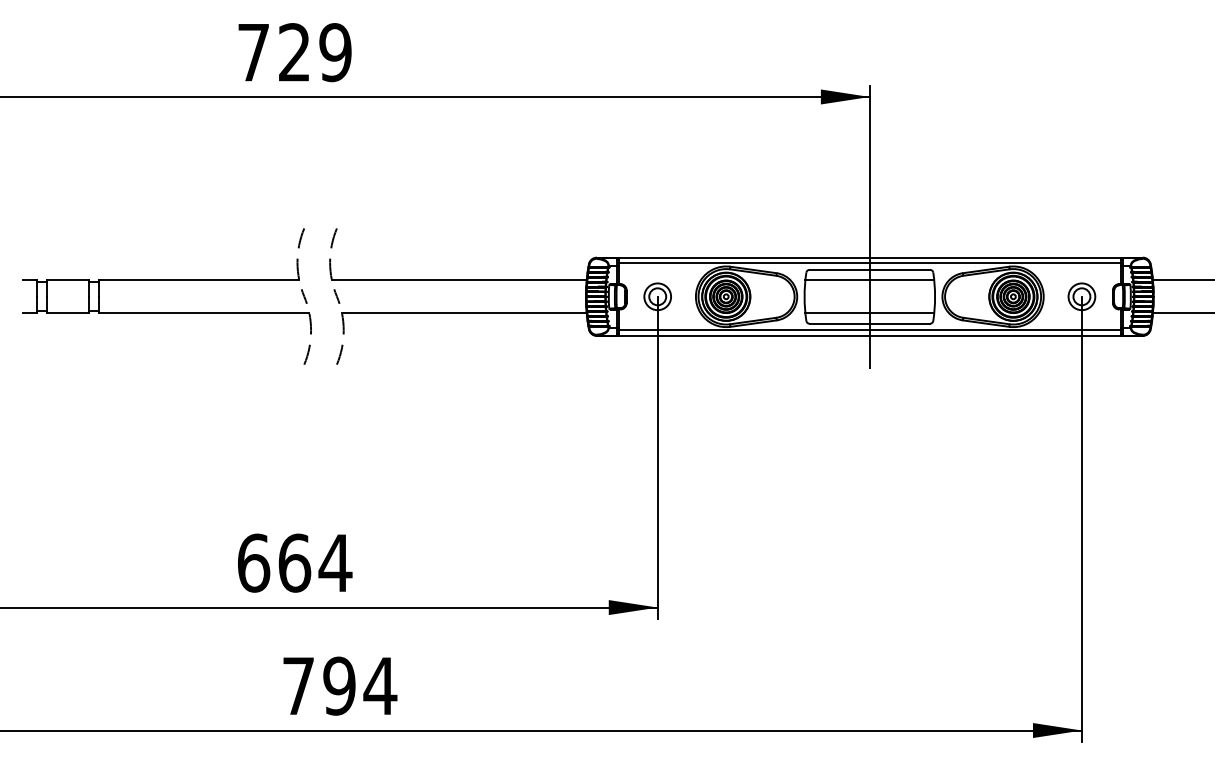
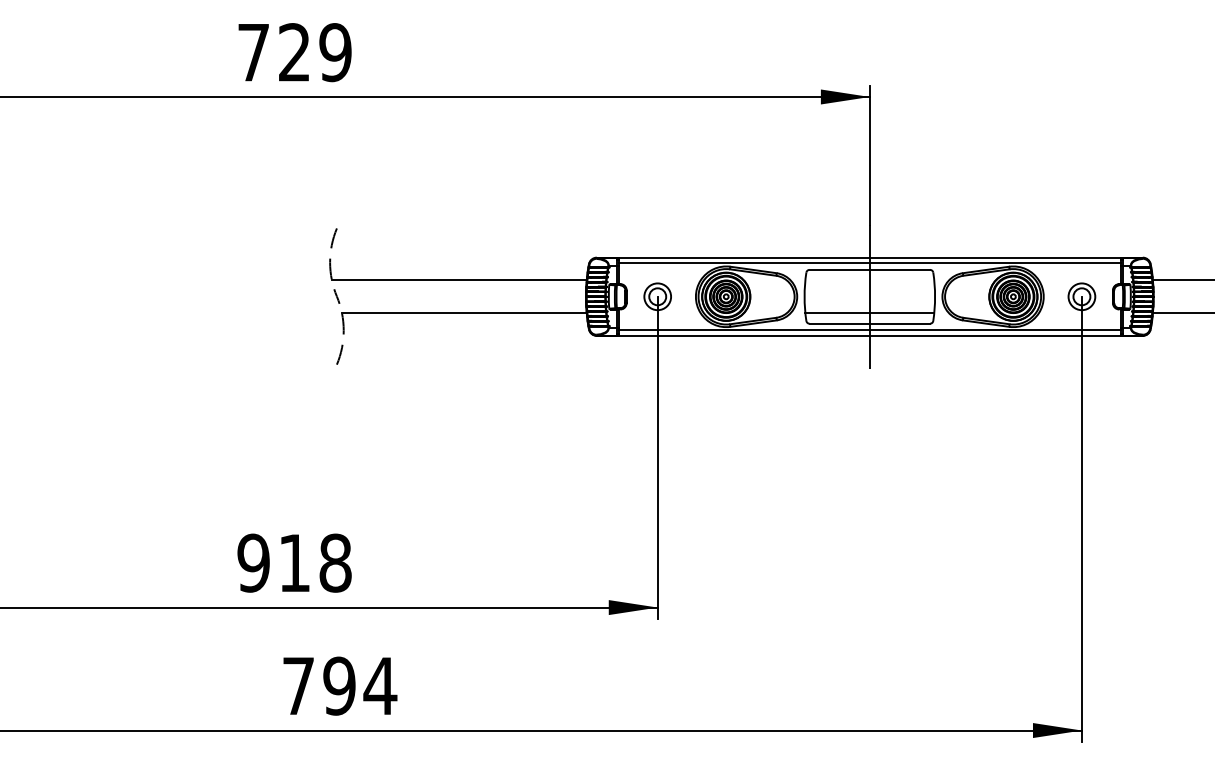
part: present -> none (166, 280)
line: present -> none (869, 280)
text: 664 -> 918 (294, 562)
